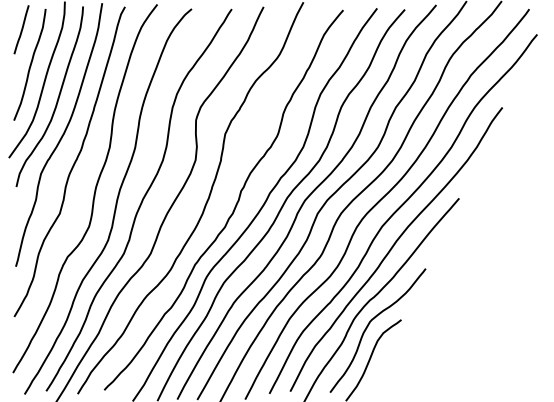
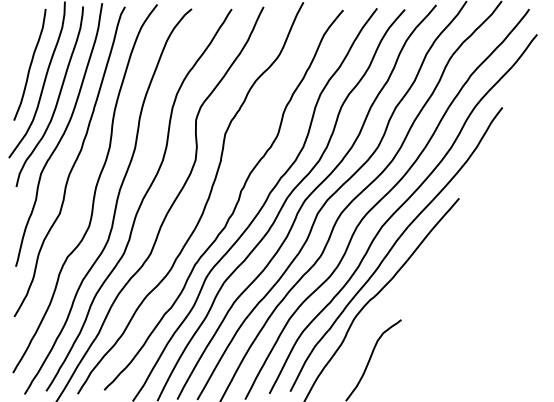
line: present -> none (21, 29)
curve: present -> none (368, 326)
